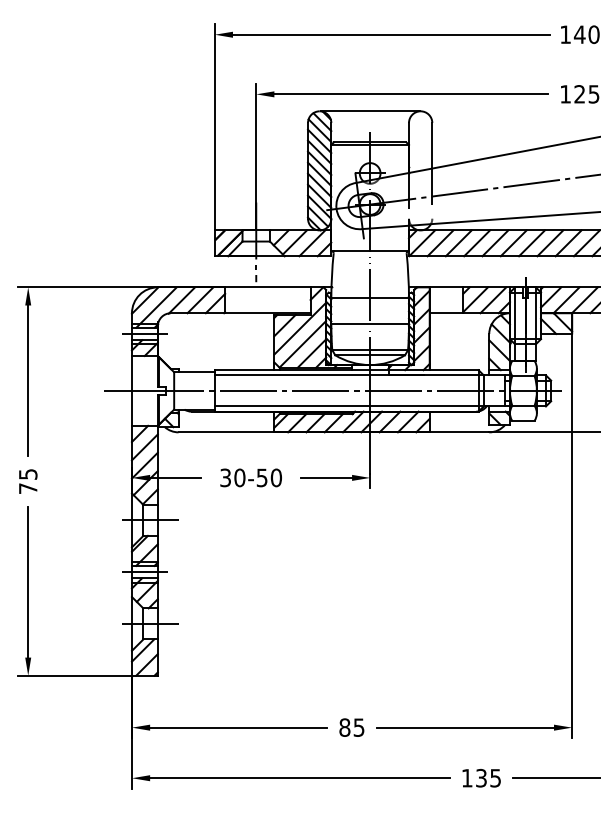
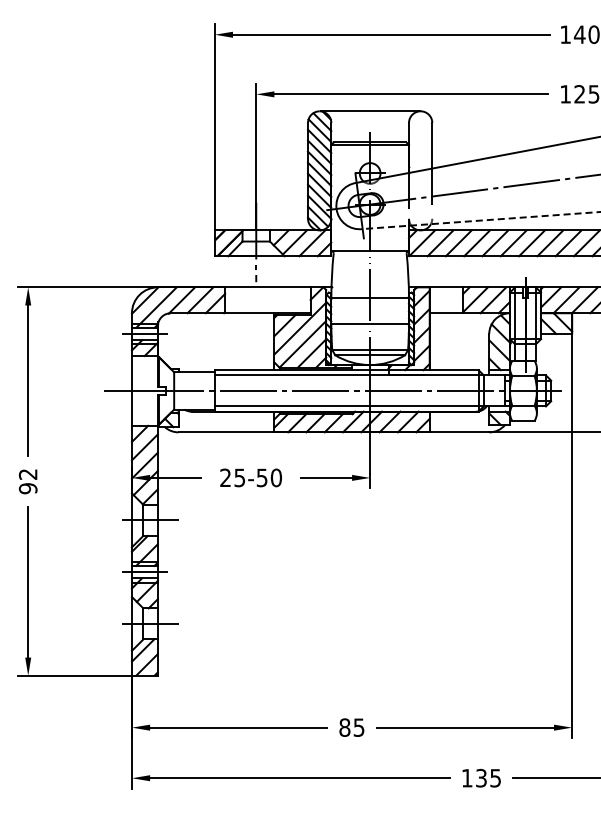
line: solid -> dashed (481, 220)
text: 30-50 -> 25-50 (232, 477)
text: 75 -> 92 (27, 481)
